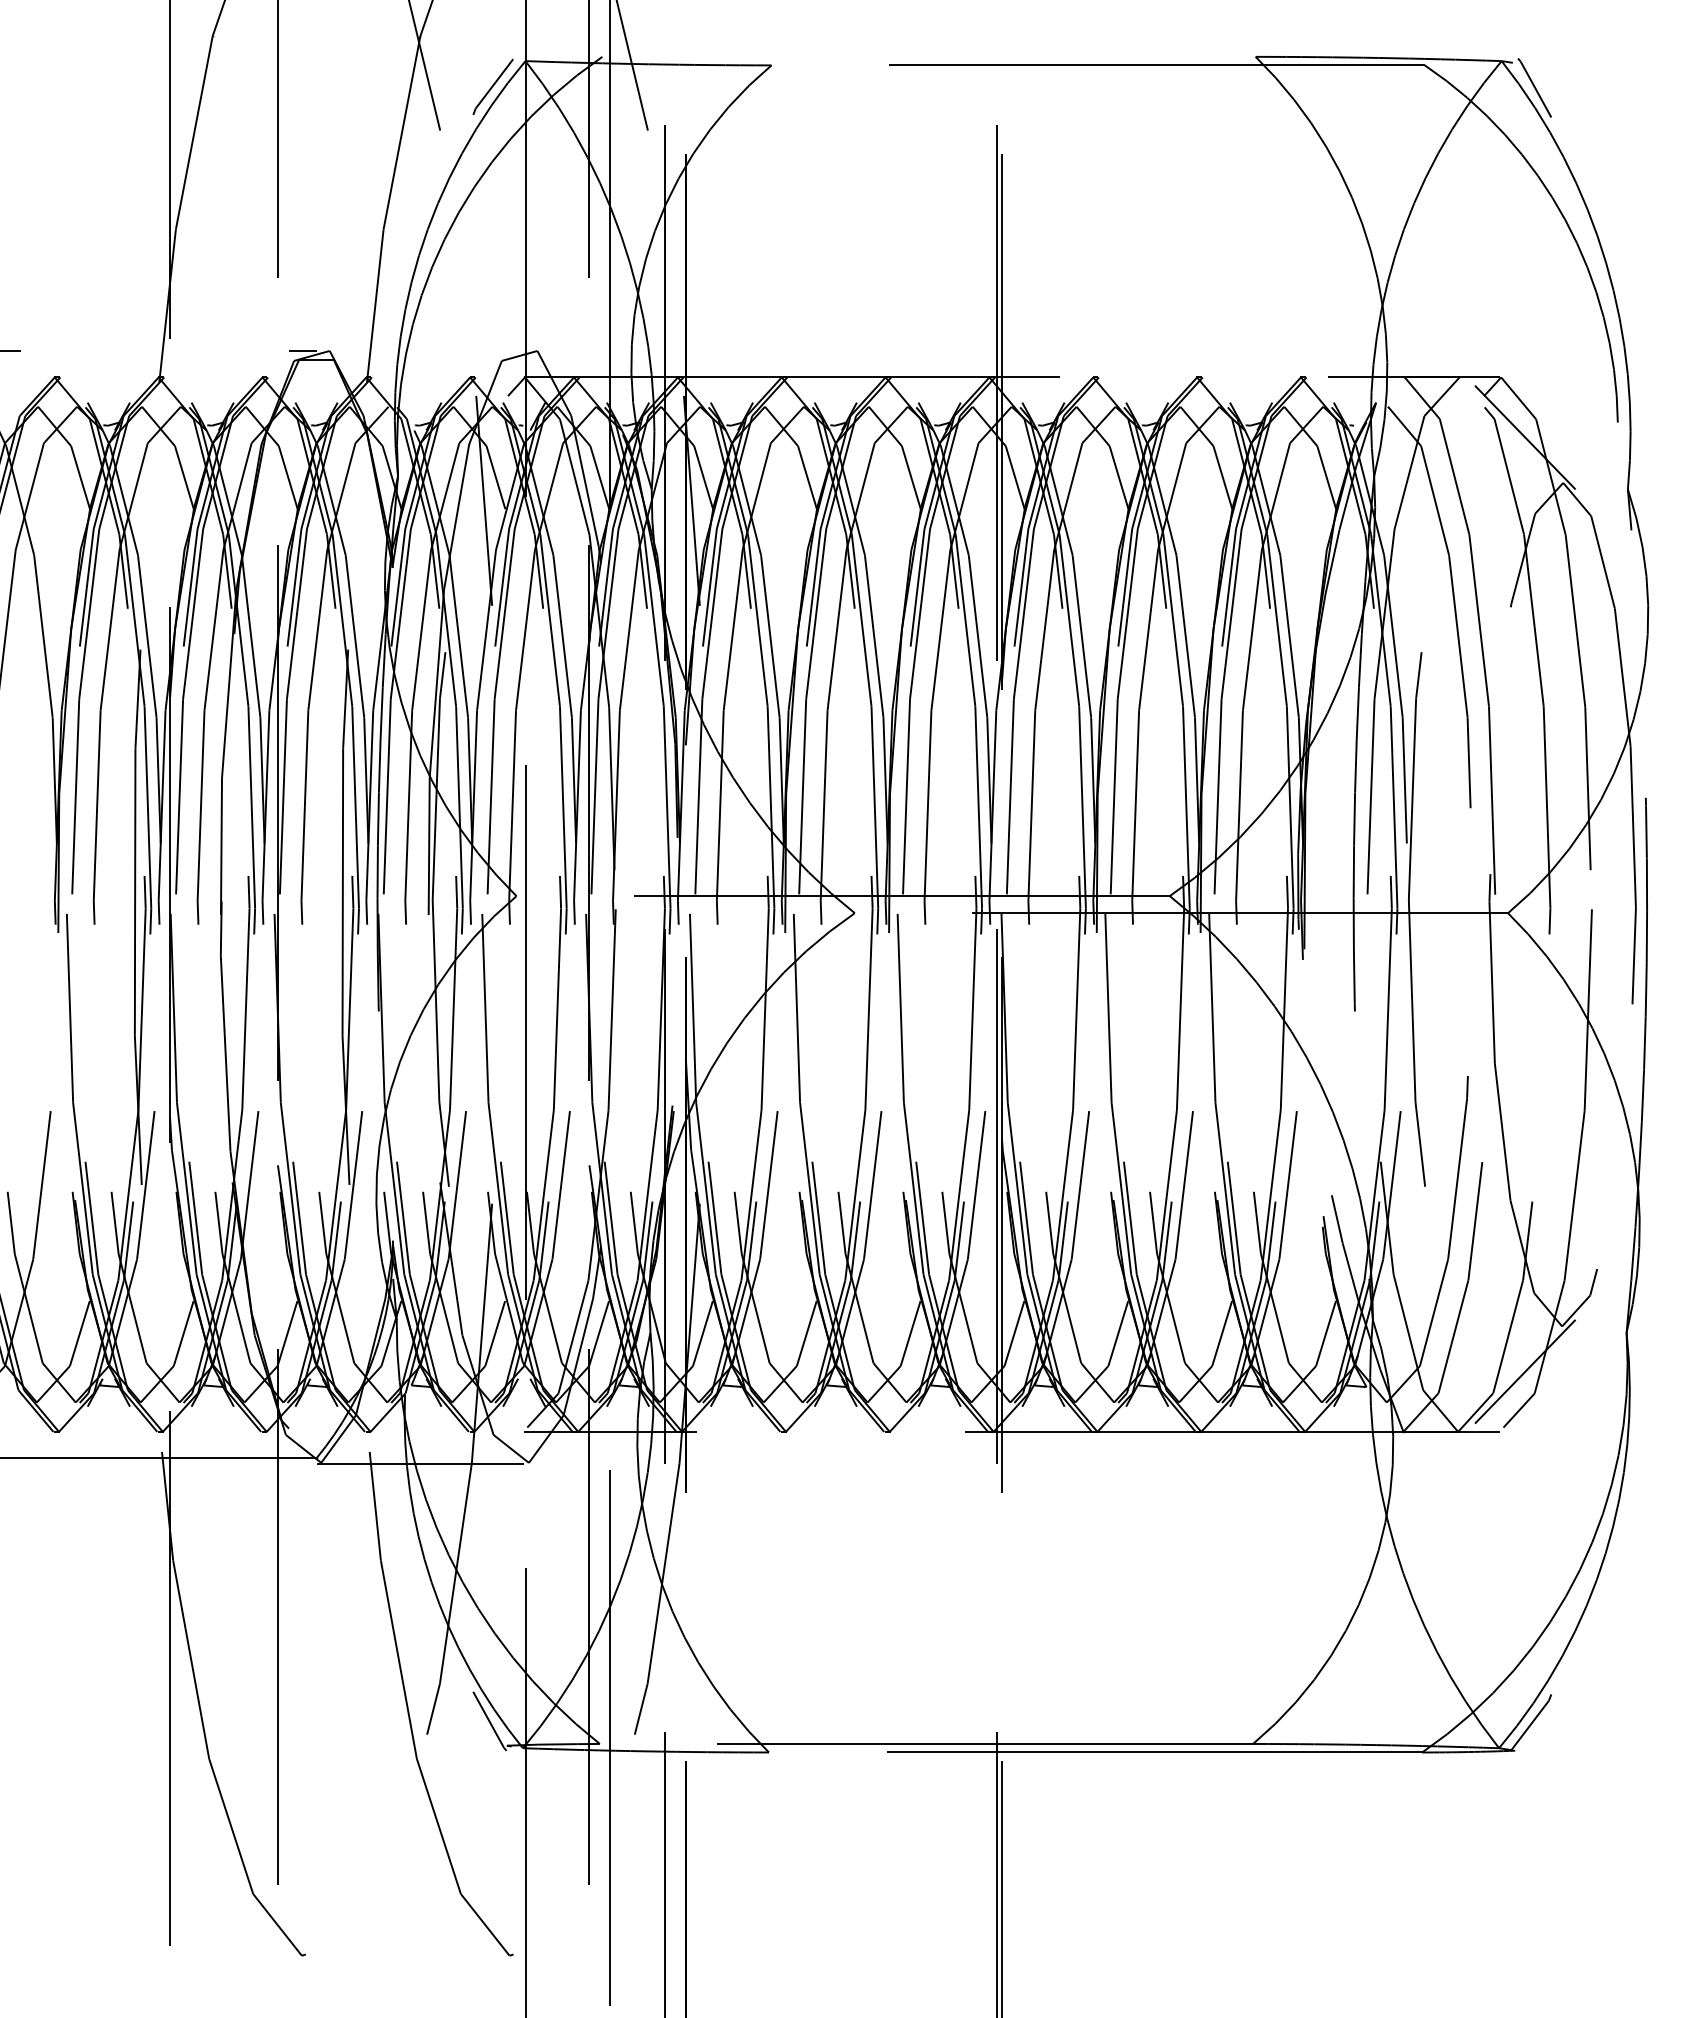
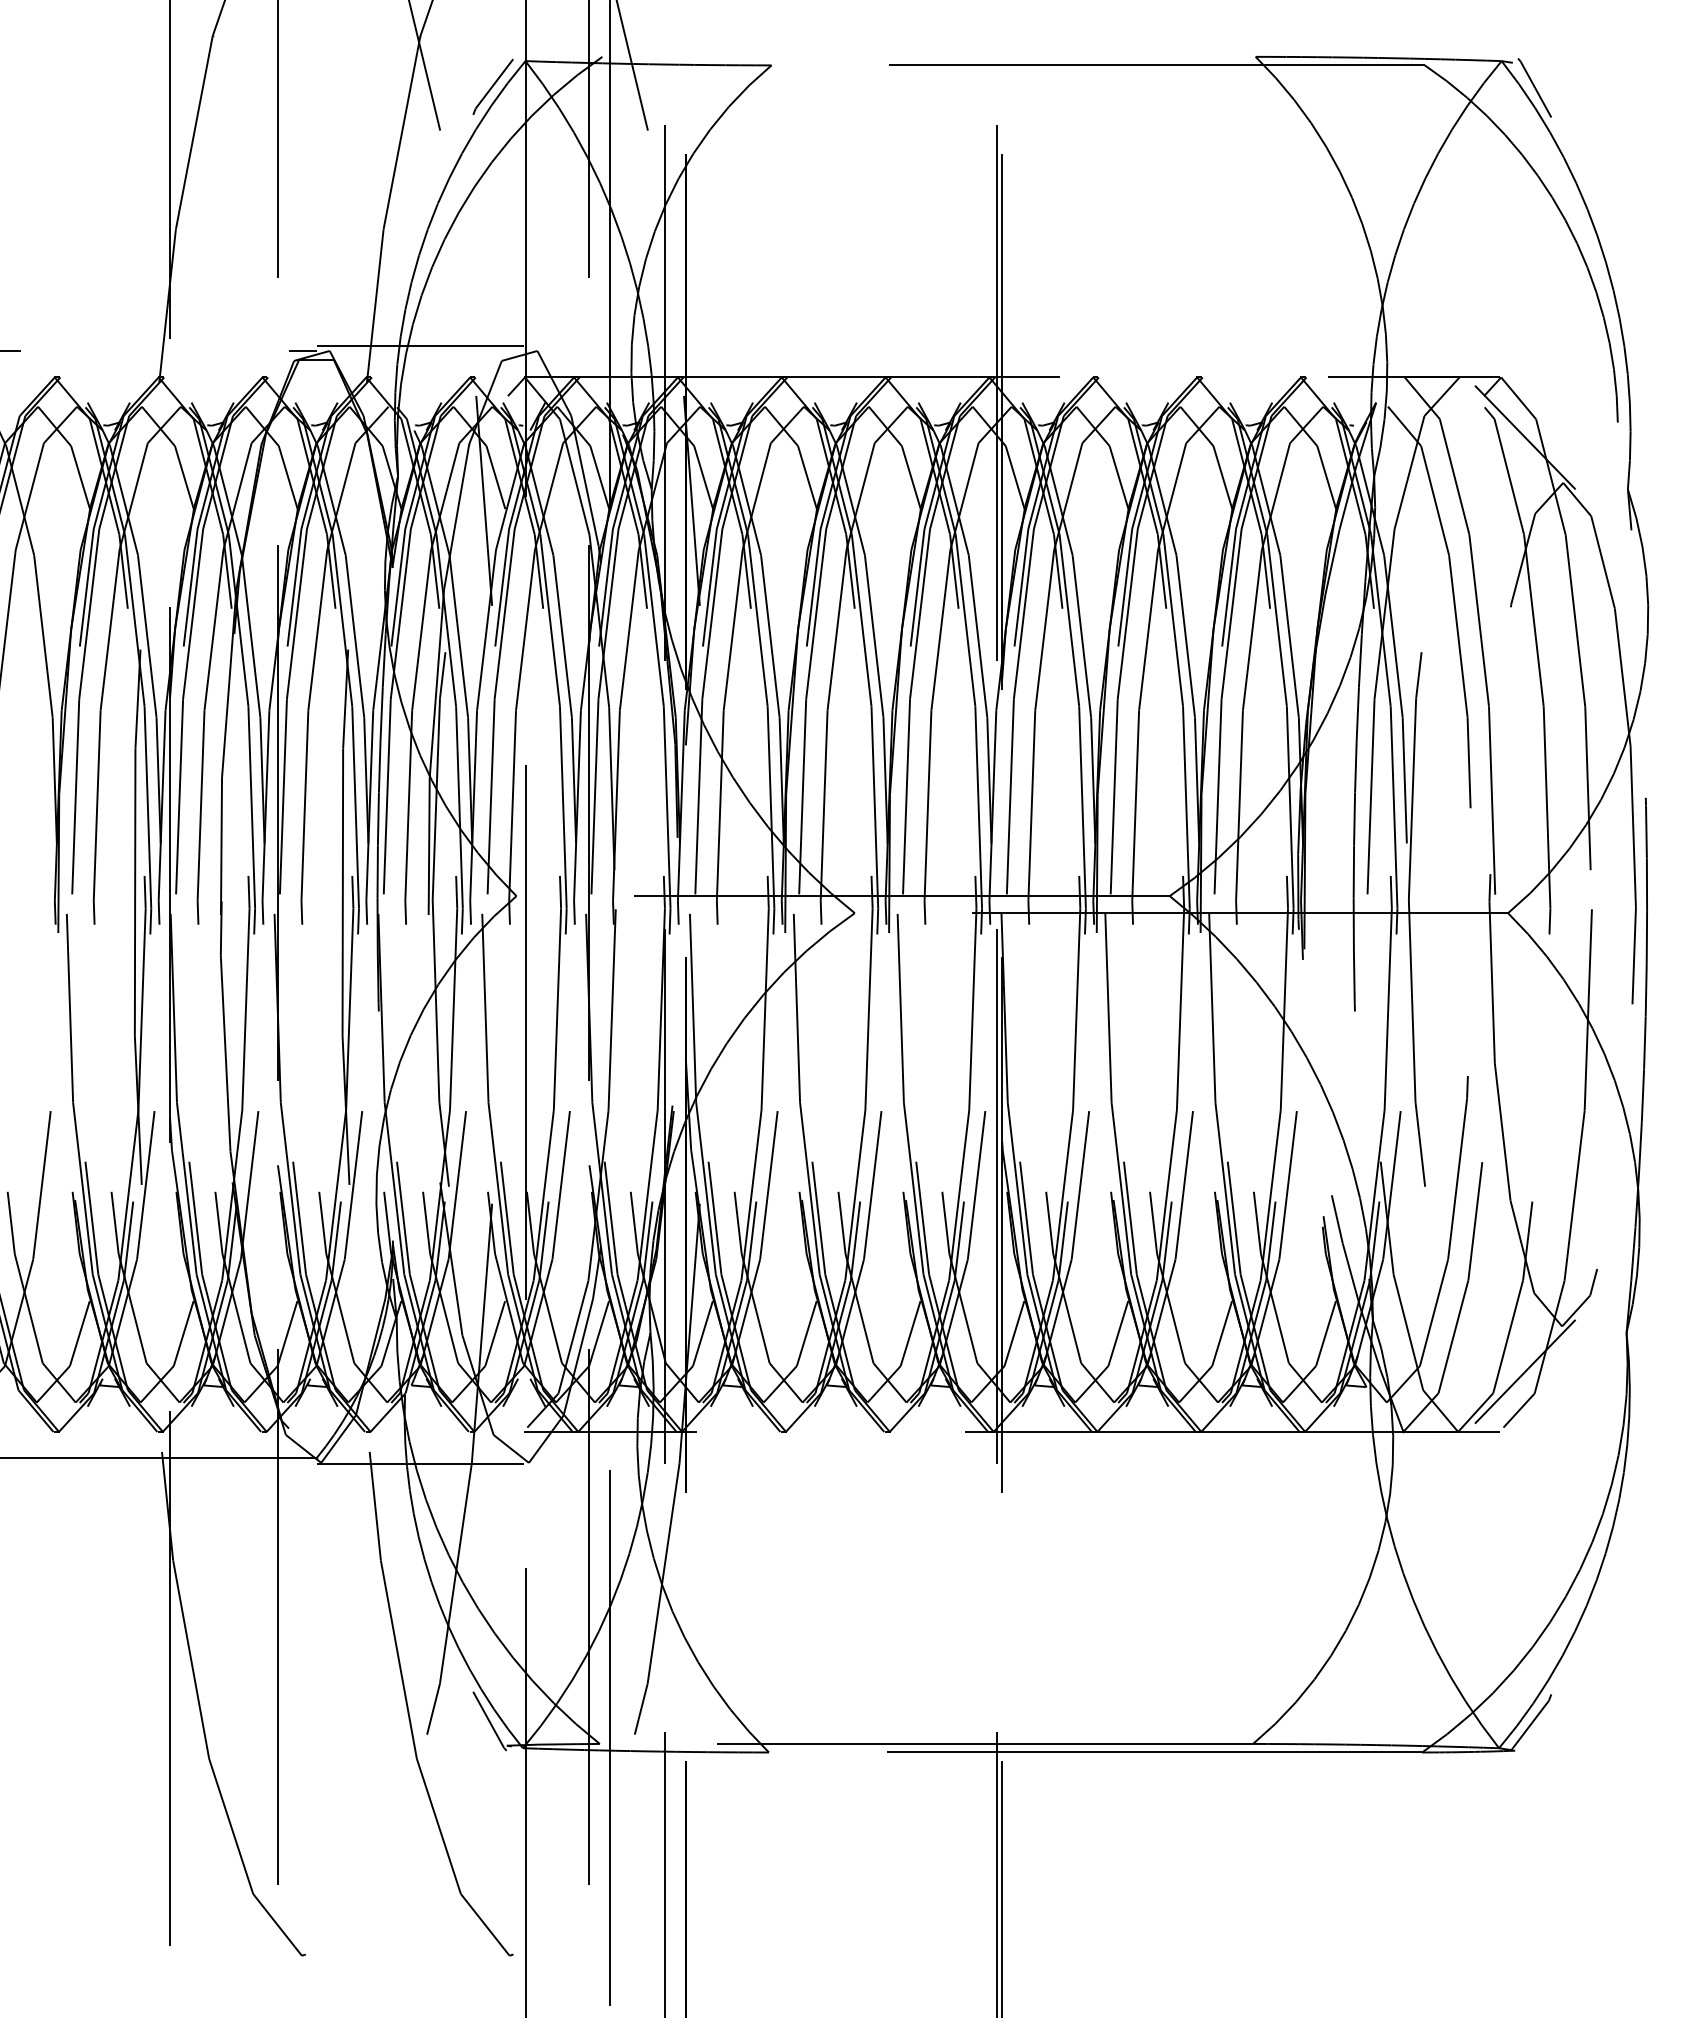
line: none -> present (420, 345)
